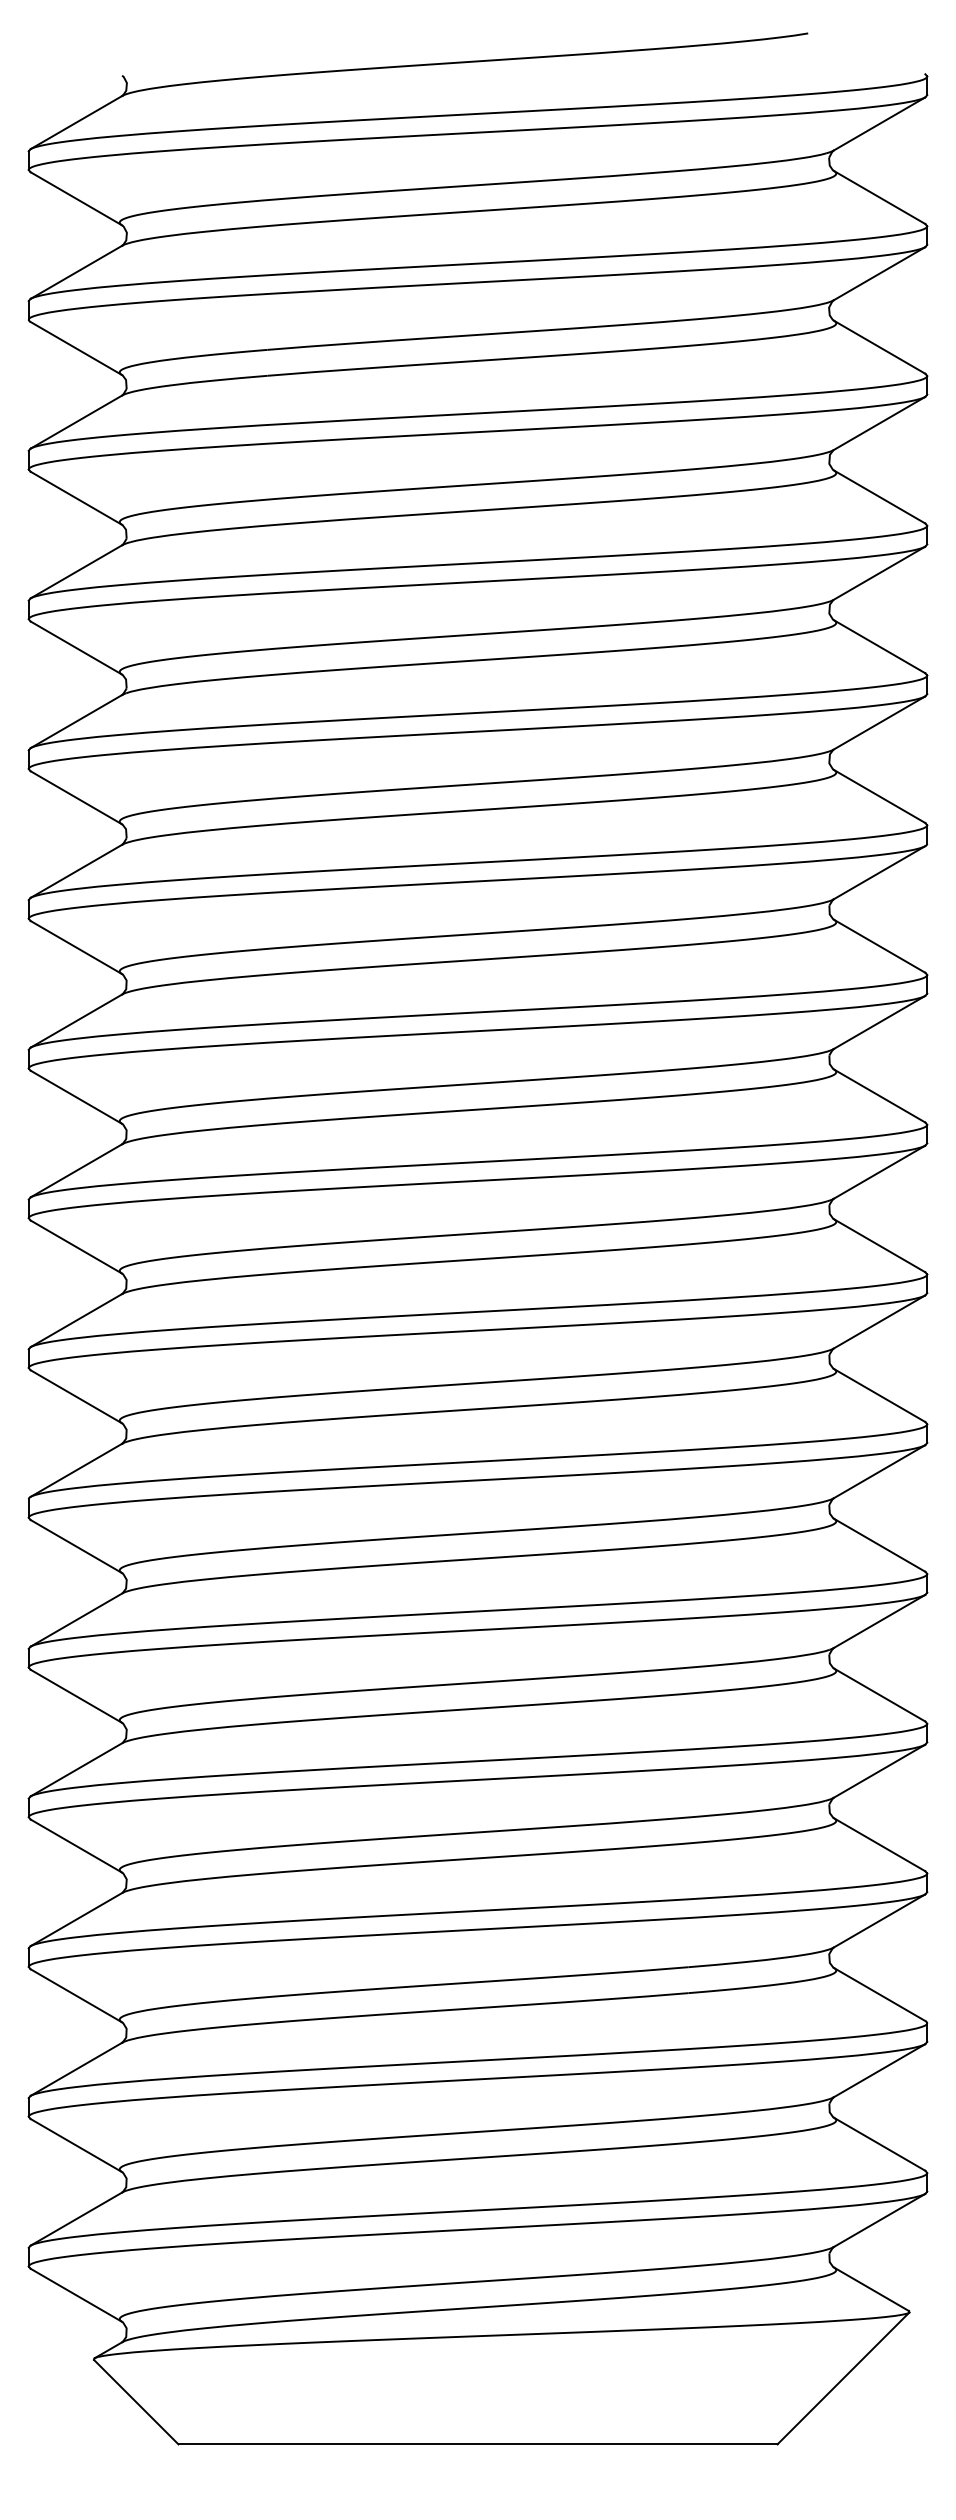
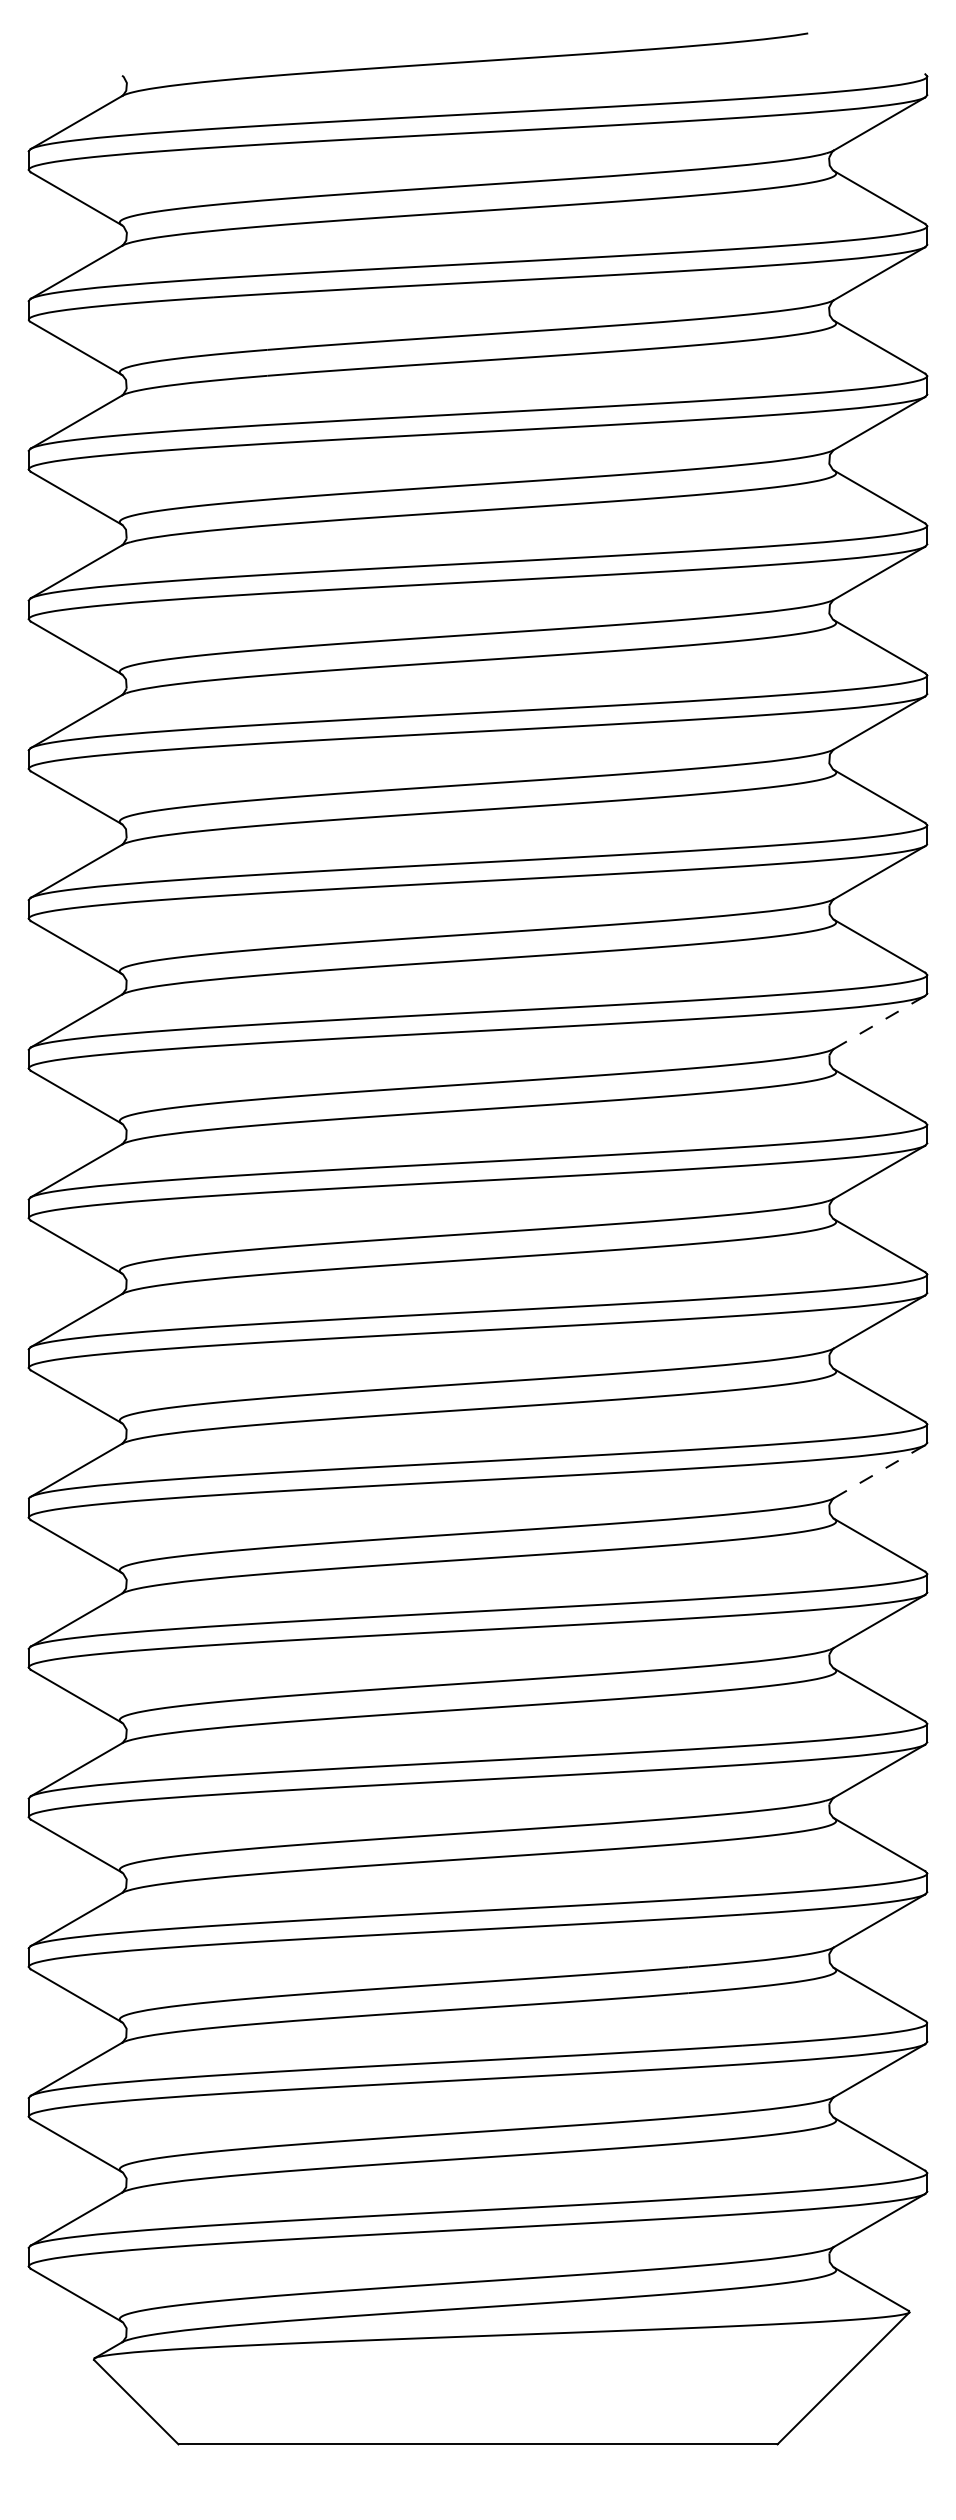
line: solid -> dashed (879, 1022)
line: solid -> dashed (879, 1471)
